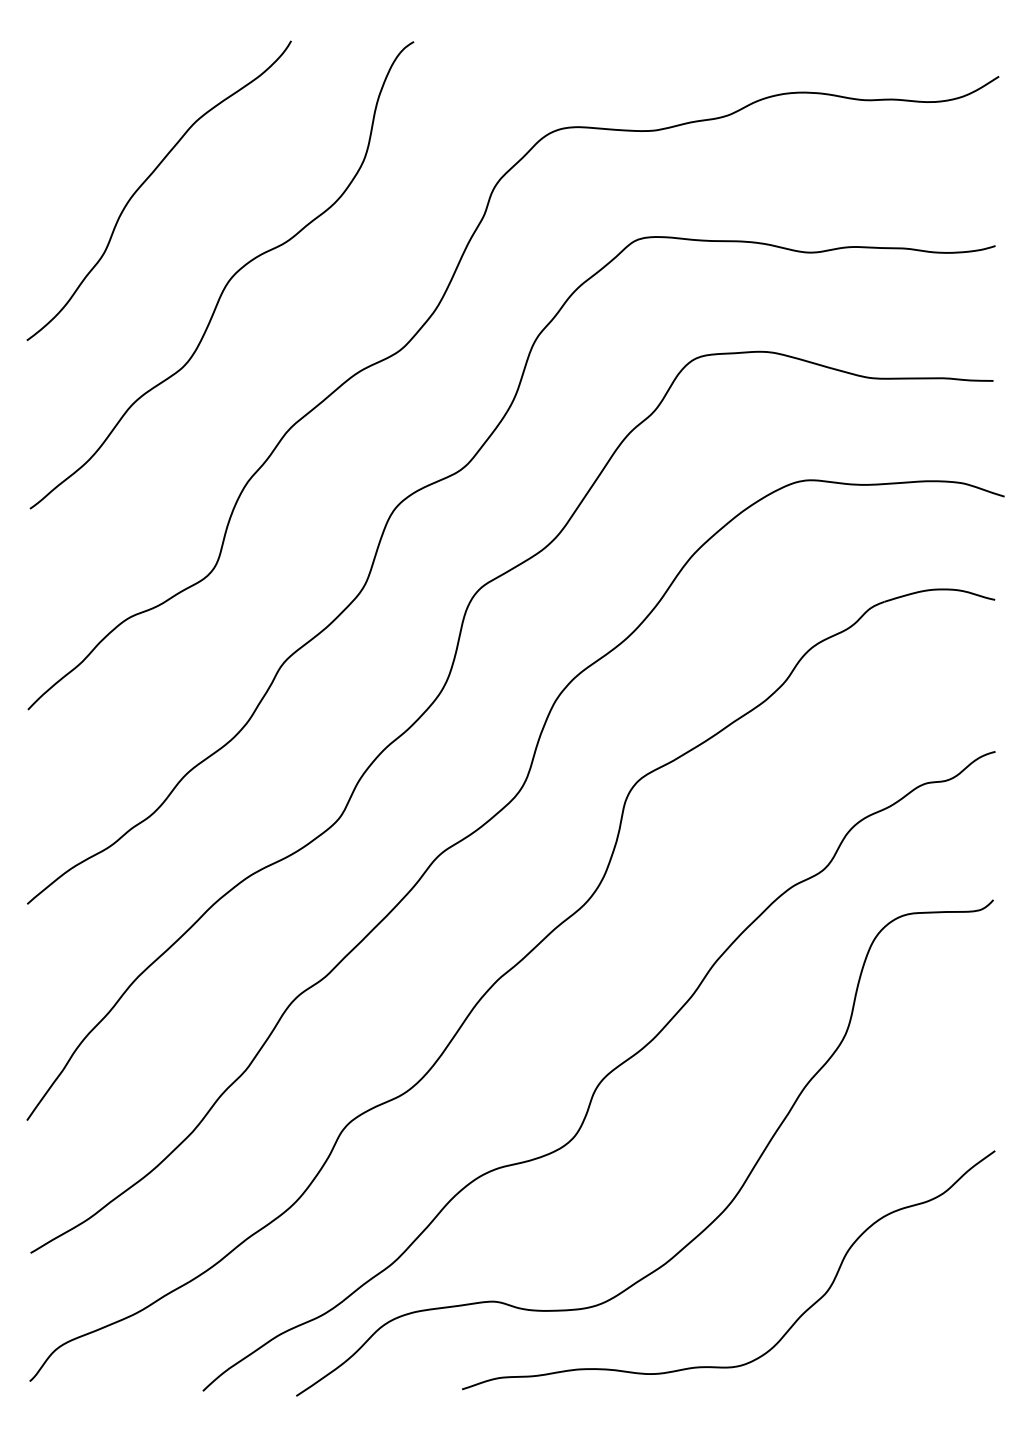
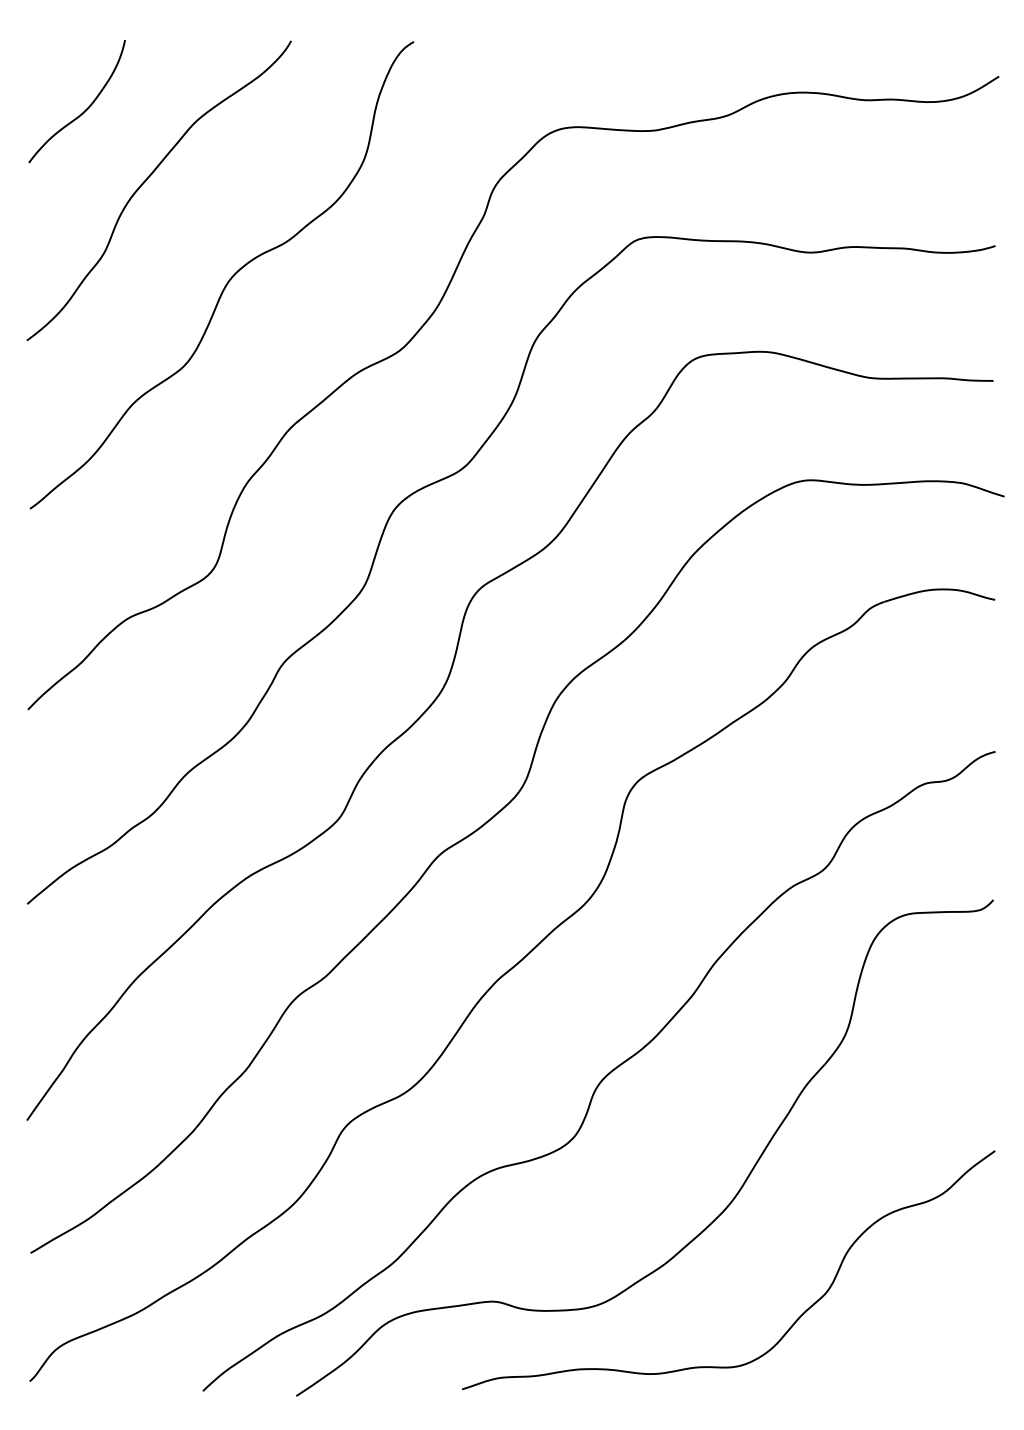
curve: none -> present (85, 109)
